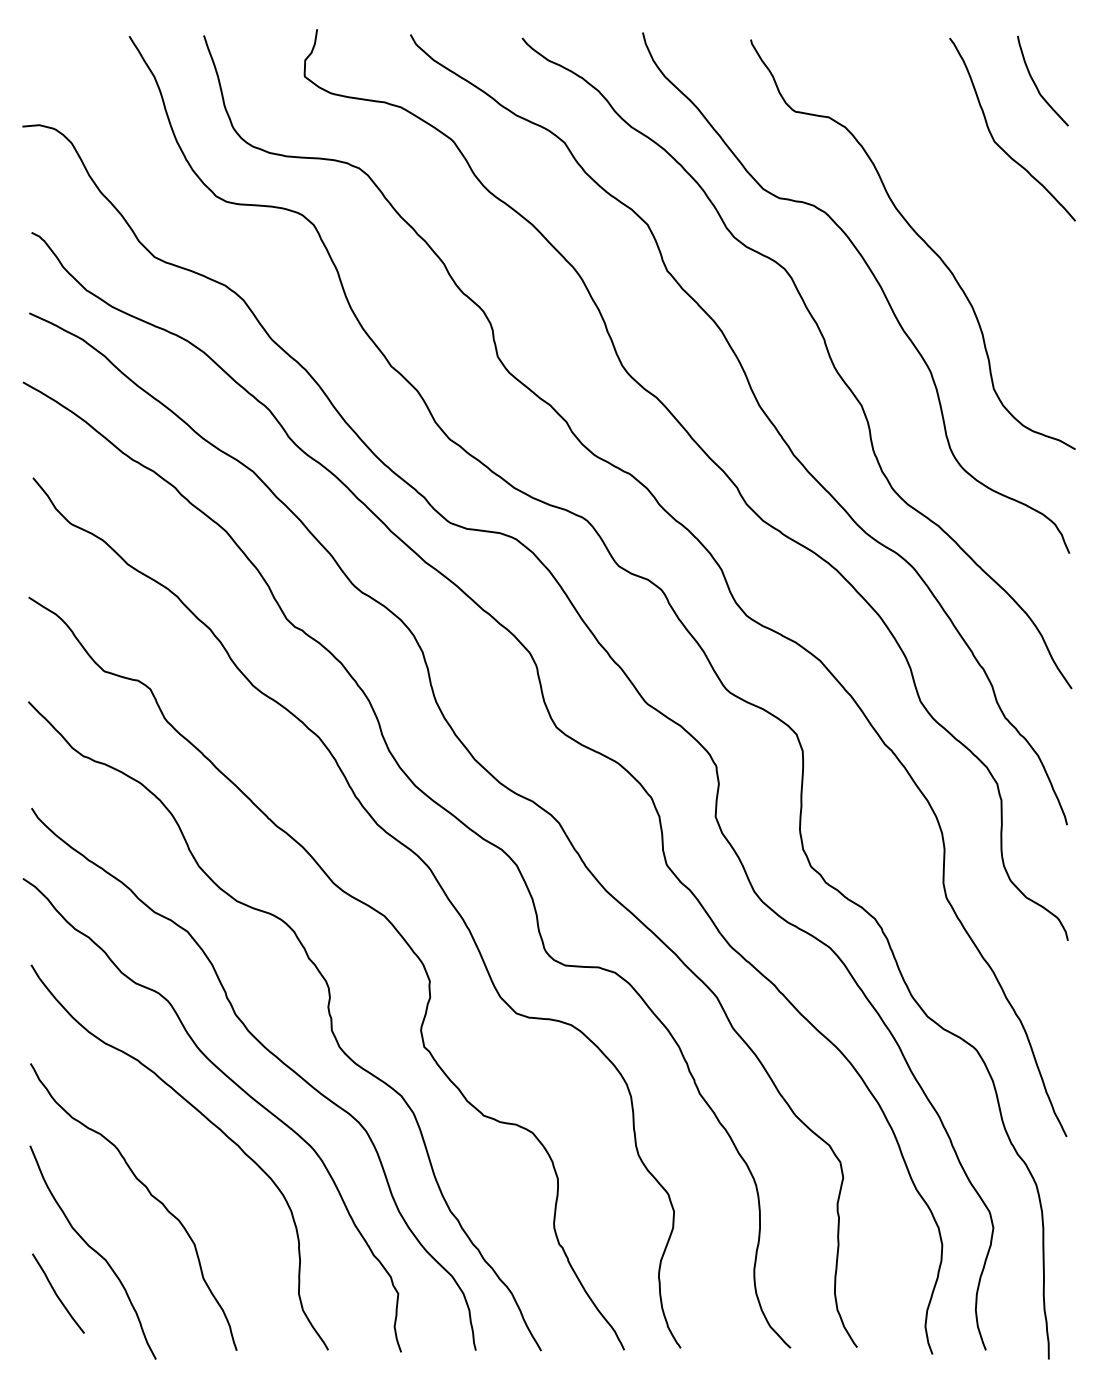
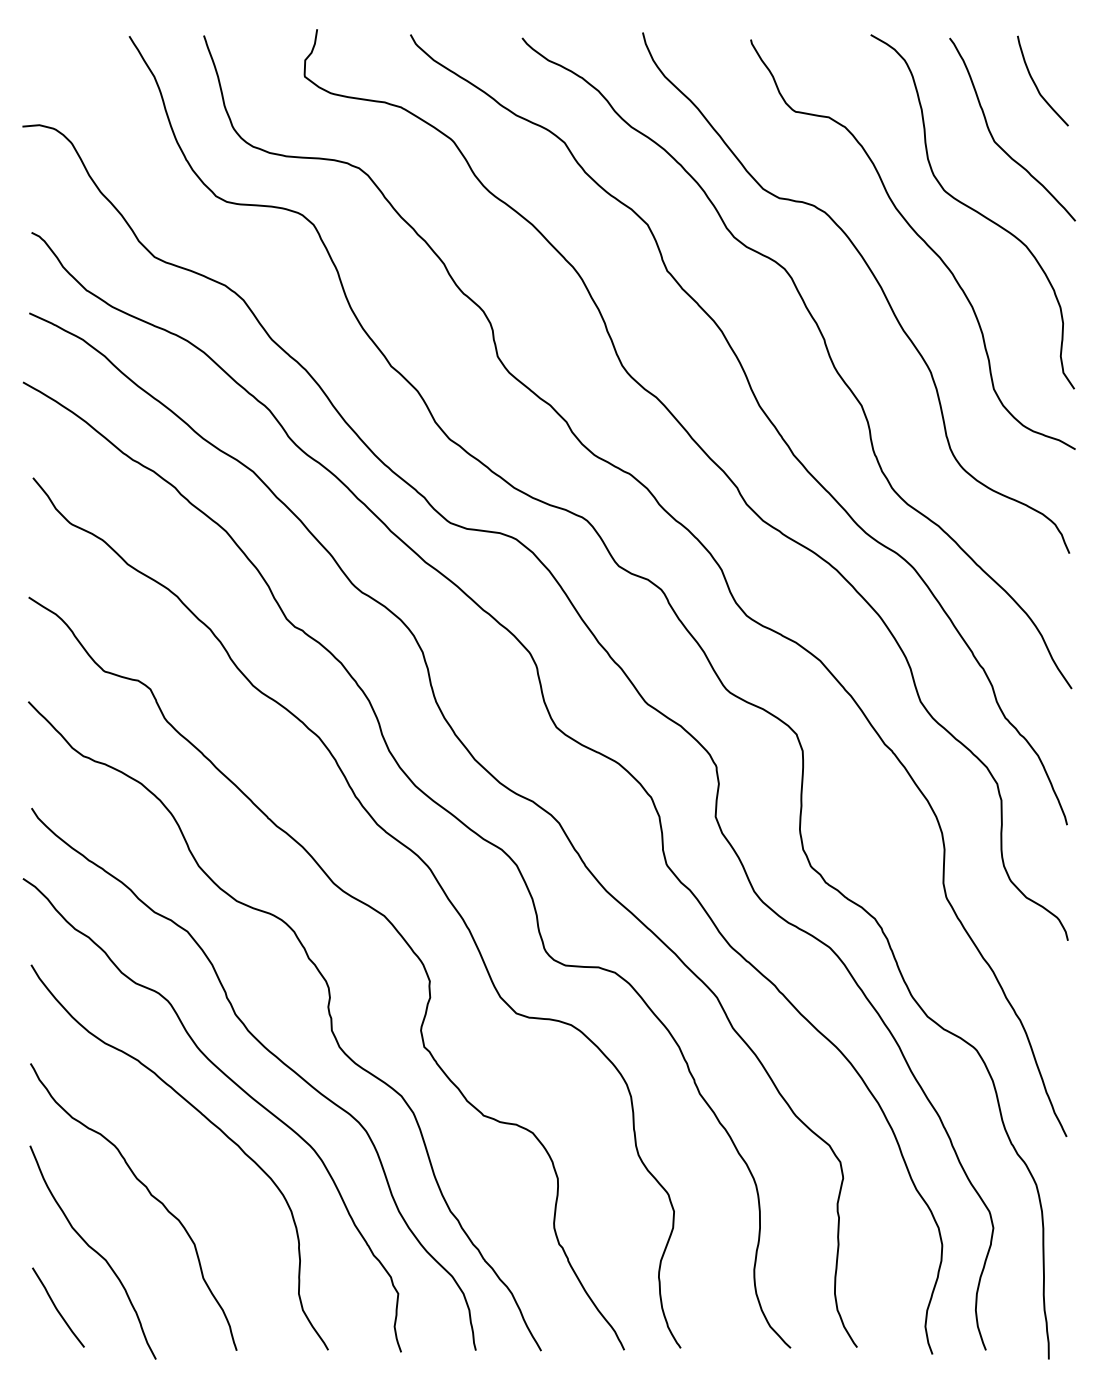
curve: none -> present (972, 210)
curve position: (57, 1294) -> (57, 1308) (57, 1308)
